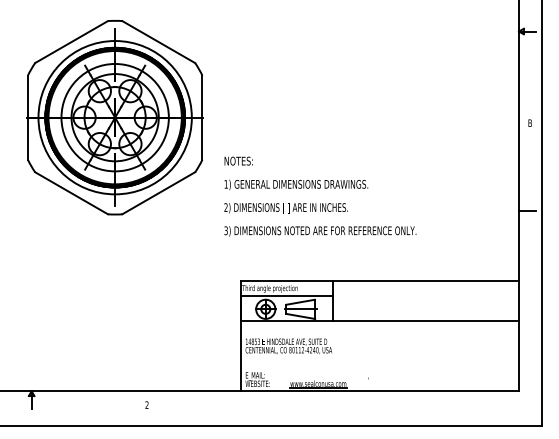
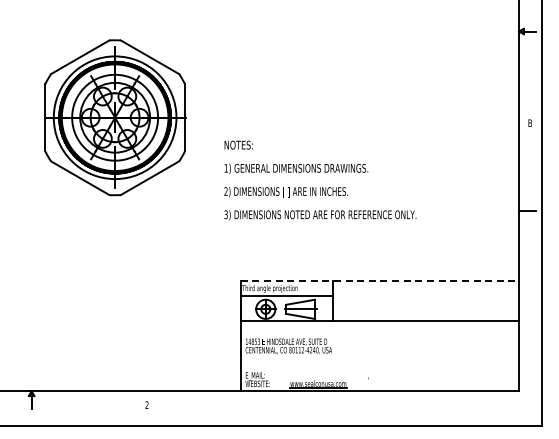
part size: 178x196 px -> 143x158 px (115, 117)
text position: (320, 196) -> (320, 180) (320, 180)
line: solid -> dashed (380, 281)
